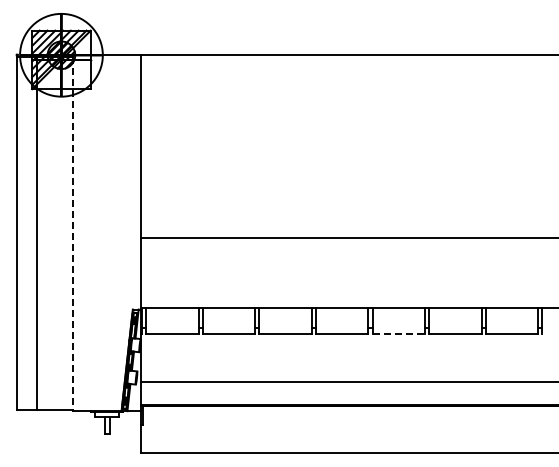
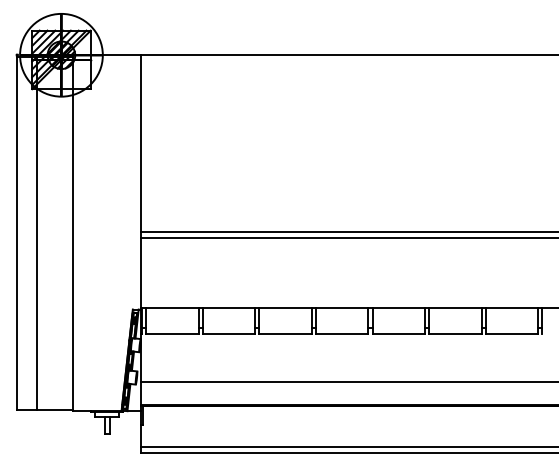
line: none -> present (348, 231)
line: dashed -> solid (72, 233)
line: dashed -> solid (399, 333)
line: none -> present (348, 446)
